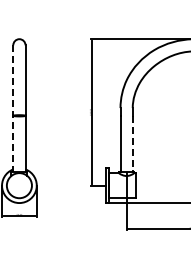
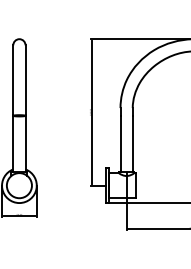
line: dashed -> solid (13, 108)
line: dashed -> solid (132, 144)
